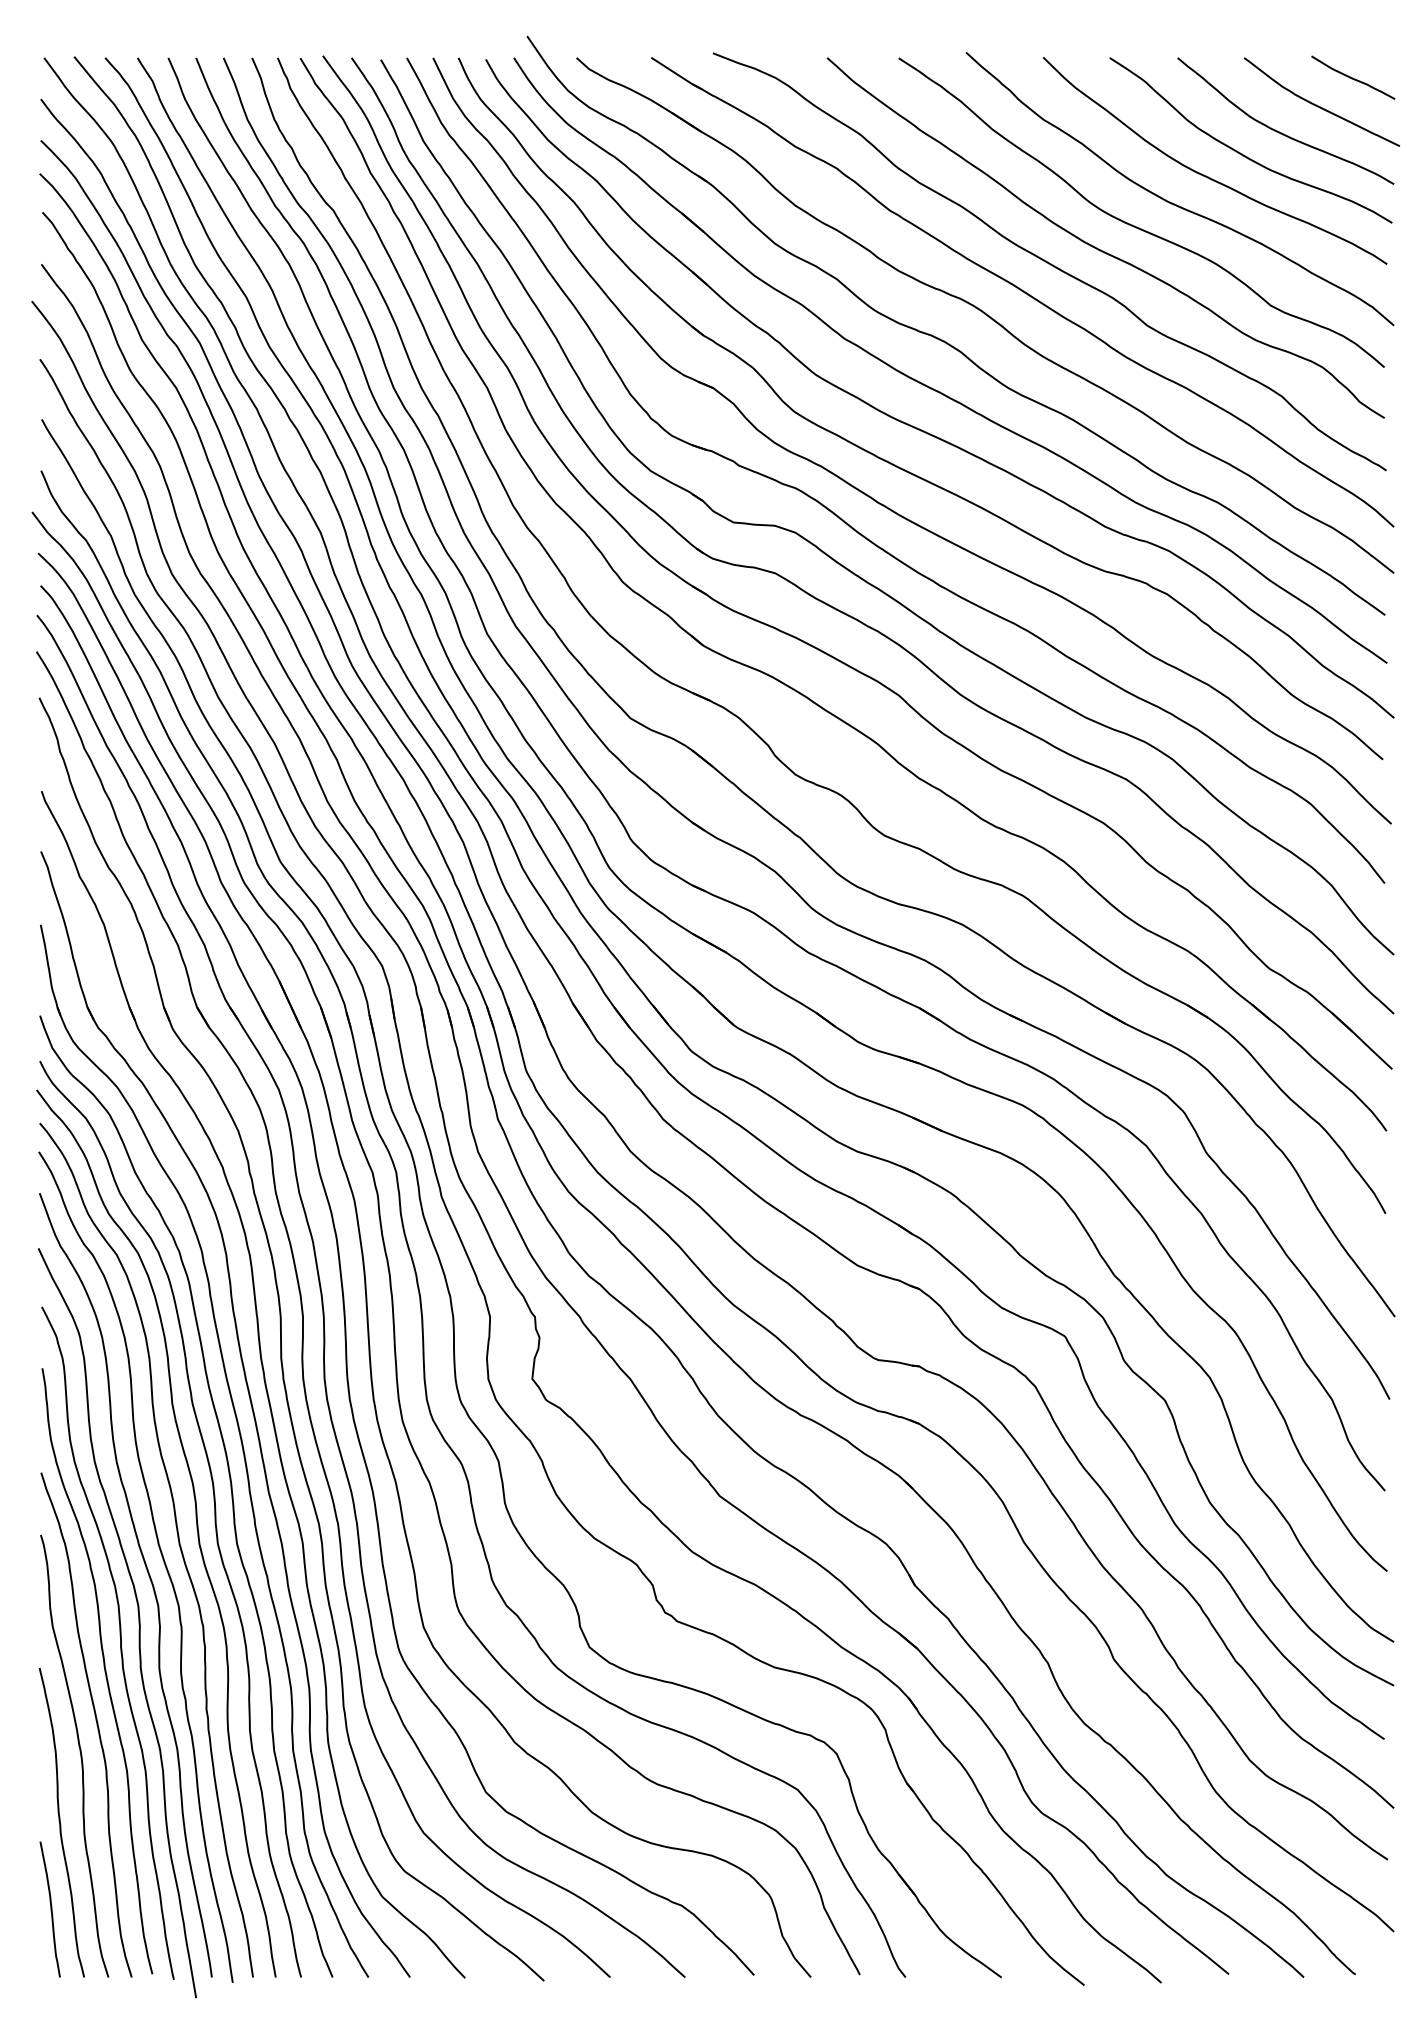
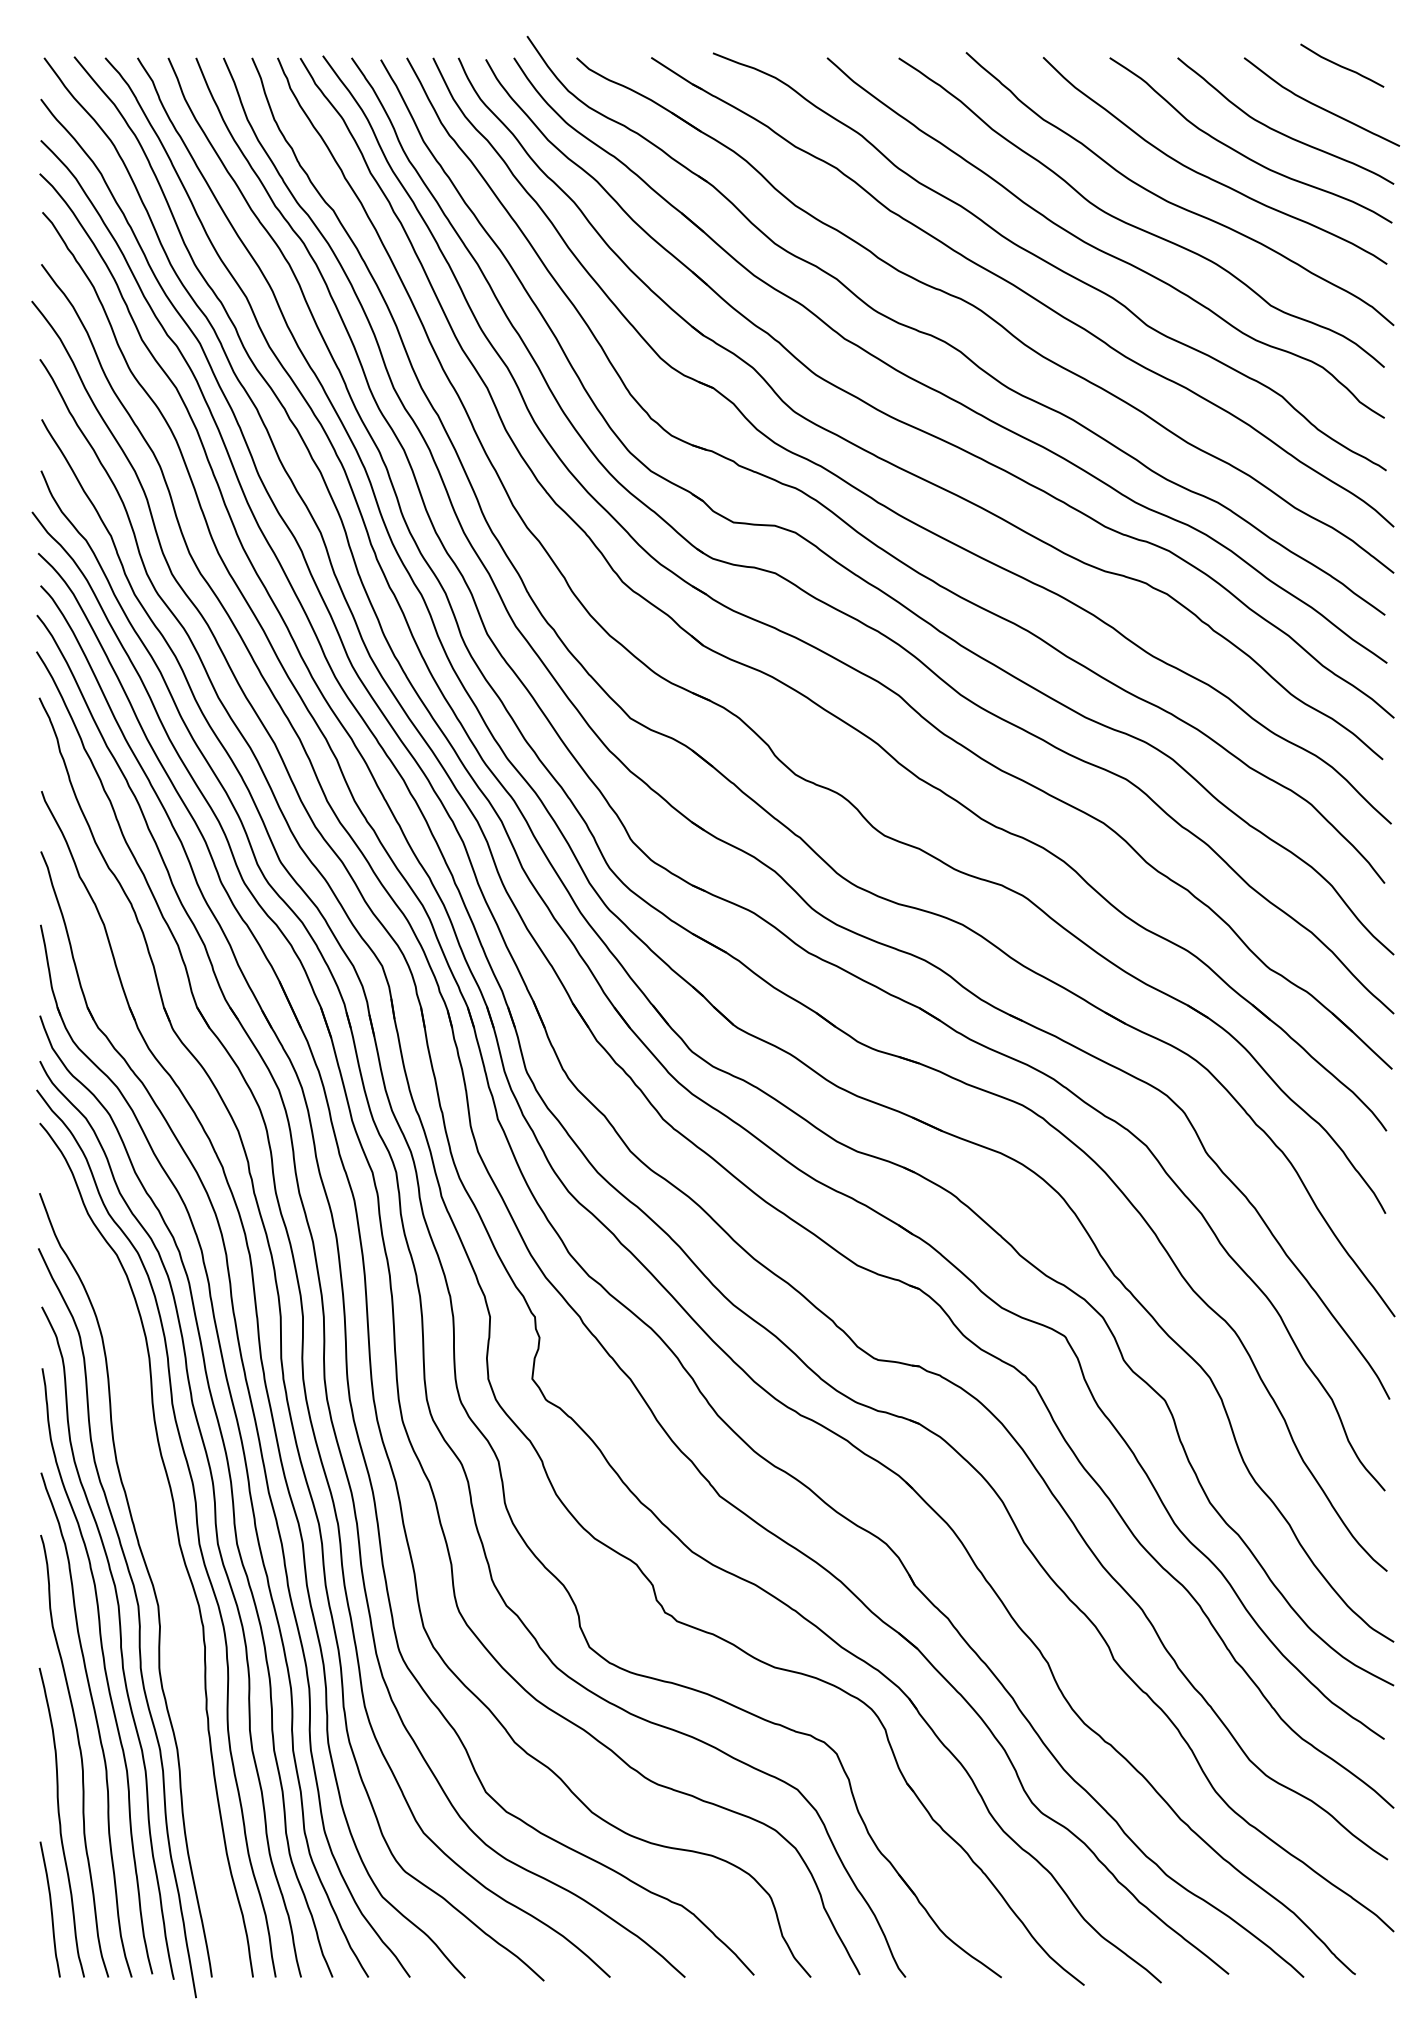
curve position: (1352, 77) -> (1341, 65) (1341, 65)
curve: present -> none (161, 1556)
